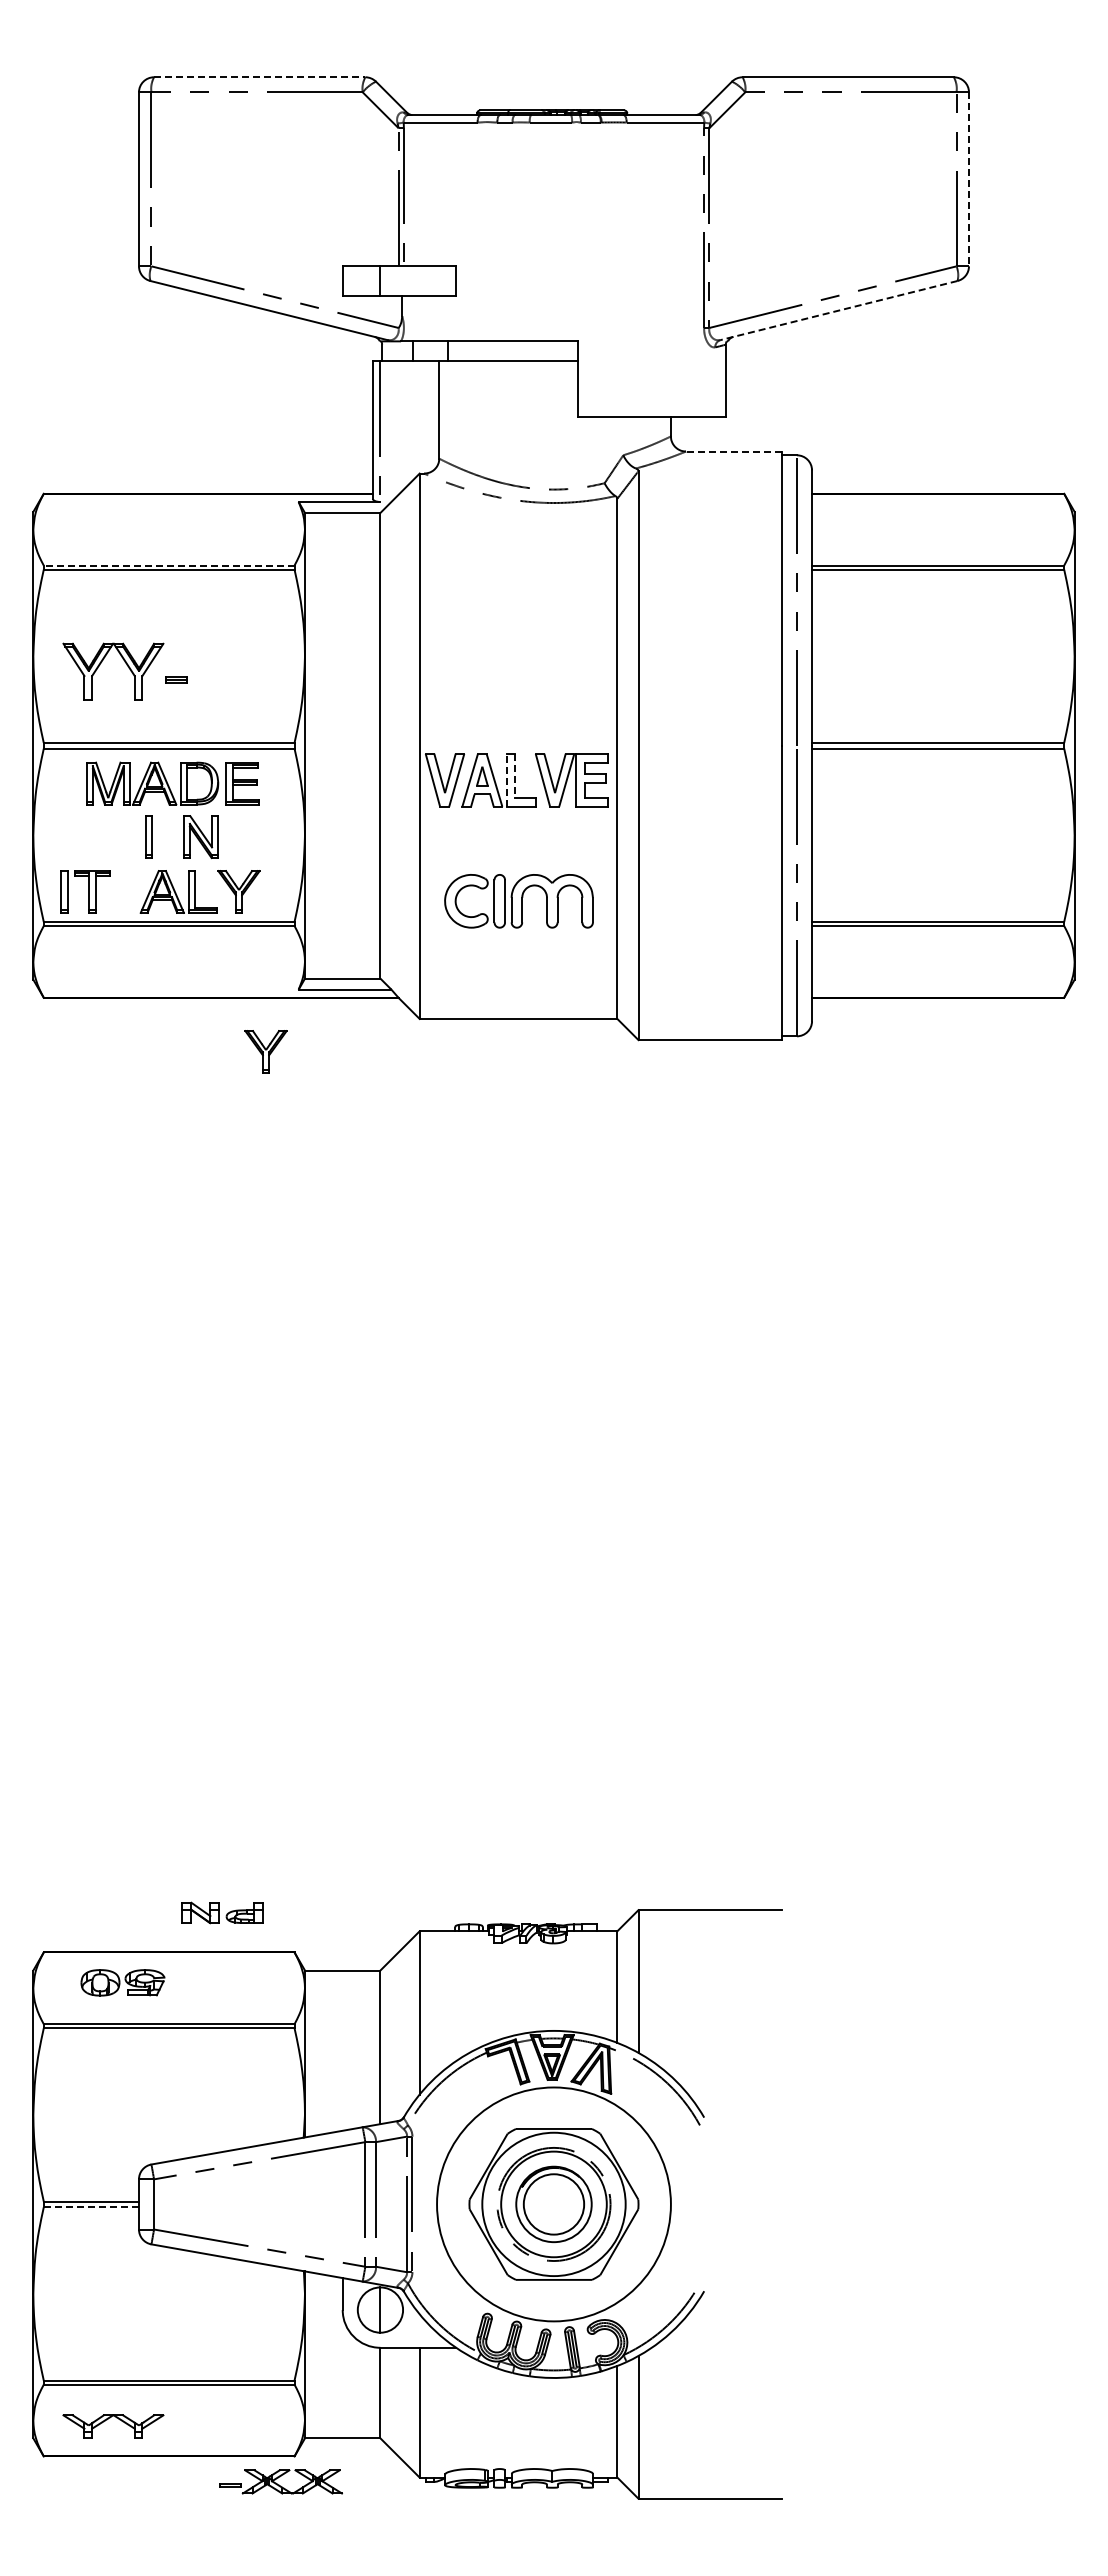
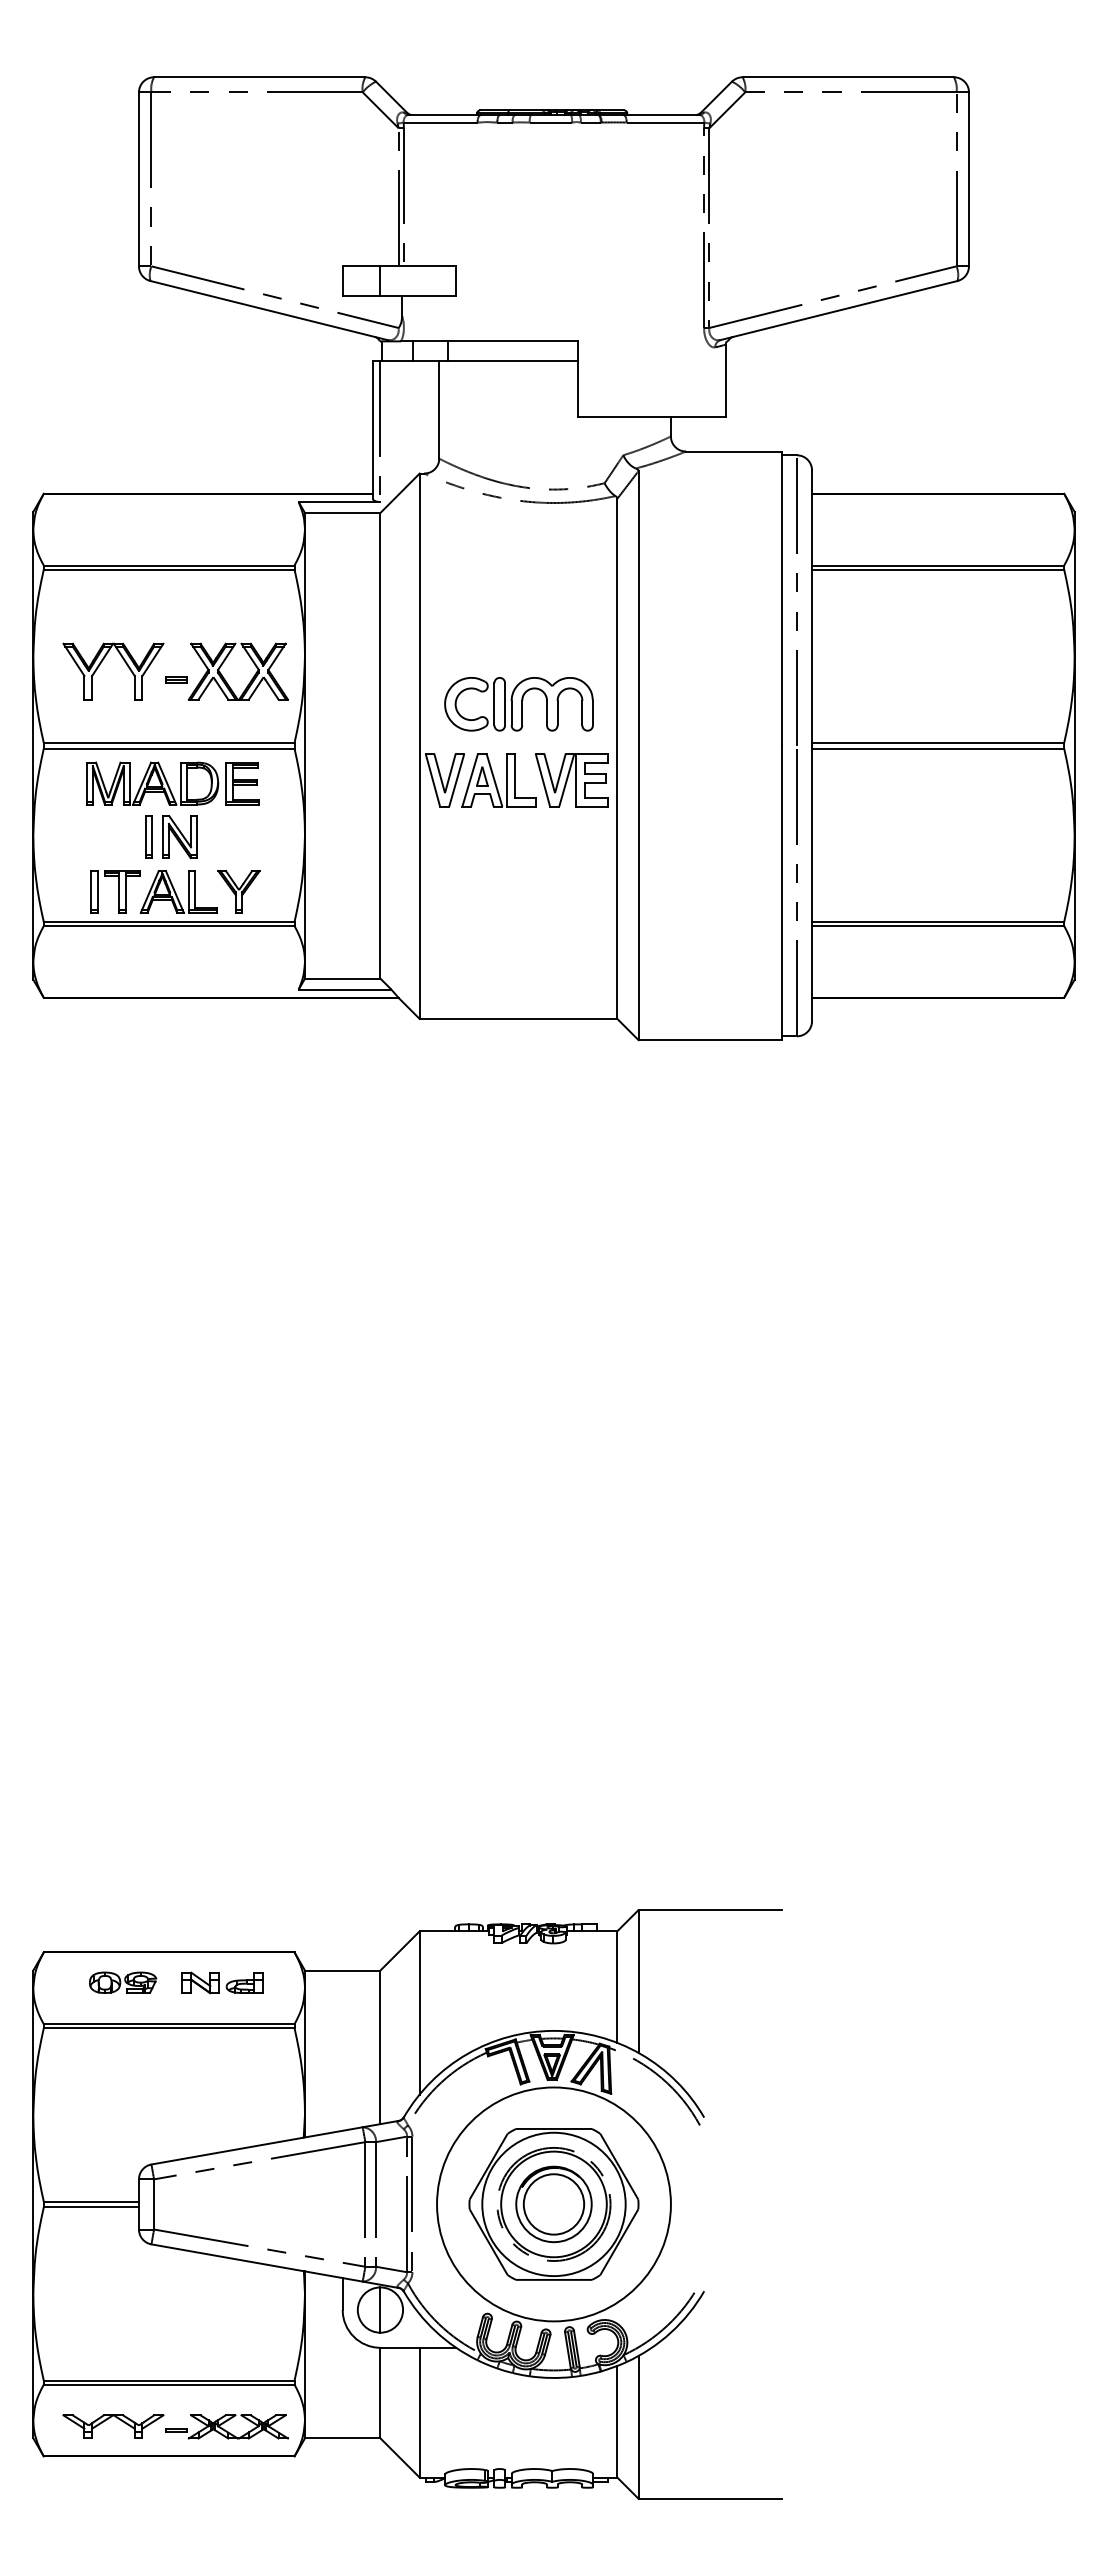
line: dashed -> solid (259, 77)
line: dashed -> solid (968, 179)
line: dashed -> solid (838, 310)
line: dashed -> solid (733, 451)
line: dashed -> solid (168, 565)
part: none -> present (226, 680)
line: dashed -> solid (514, 776)
line: dashed -> solid (506, 779)
part position: (200, 837) -> (179, 837) (179, 837)
part position: (85, 891) -> (115, 891) (115, 891)
part position: (518, 901) -> (518, 704) (518, 704)
part: present -> none (265, 1051)
part position: (222, 1912) -> (222, 1982) (222, 1982)
part size: 86x28 px -> 69x23 px (123, 1982)
line: dashed -> solid (91, 2207)
part position: (280, 2481) -> (226, 2426) (226, 2426)
